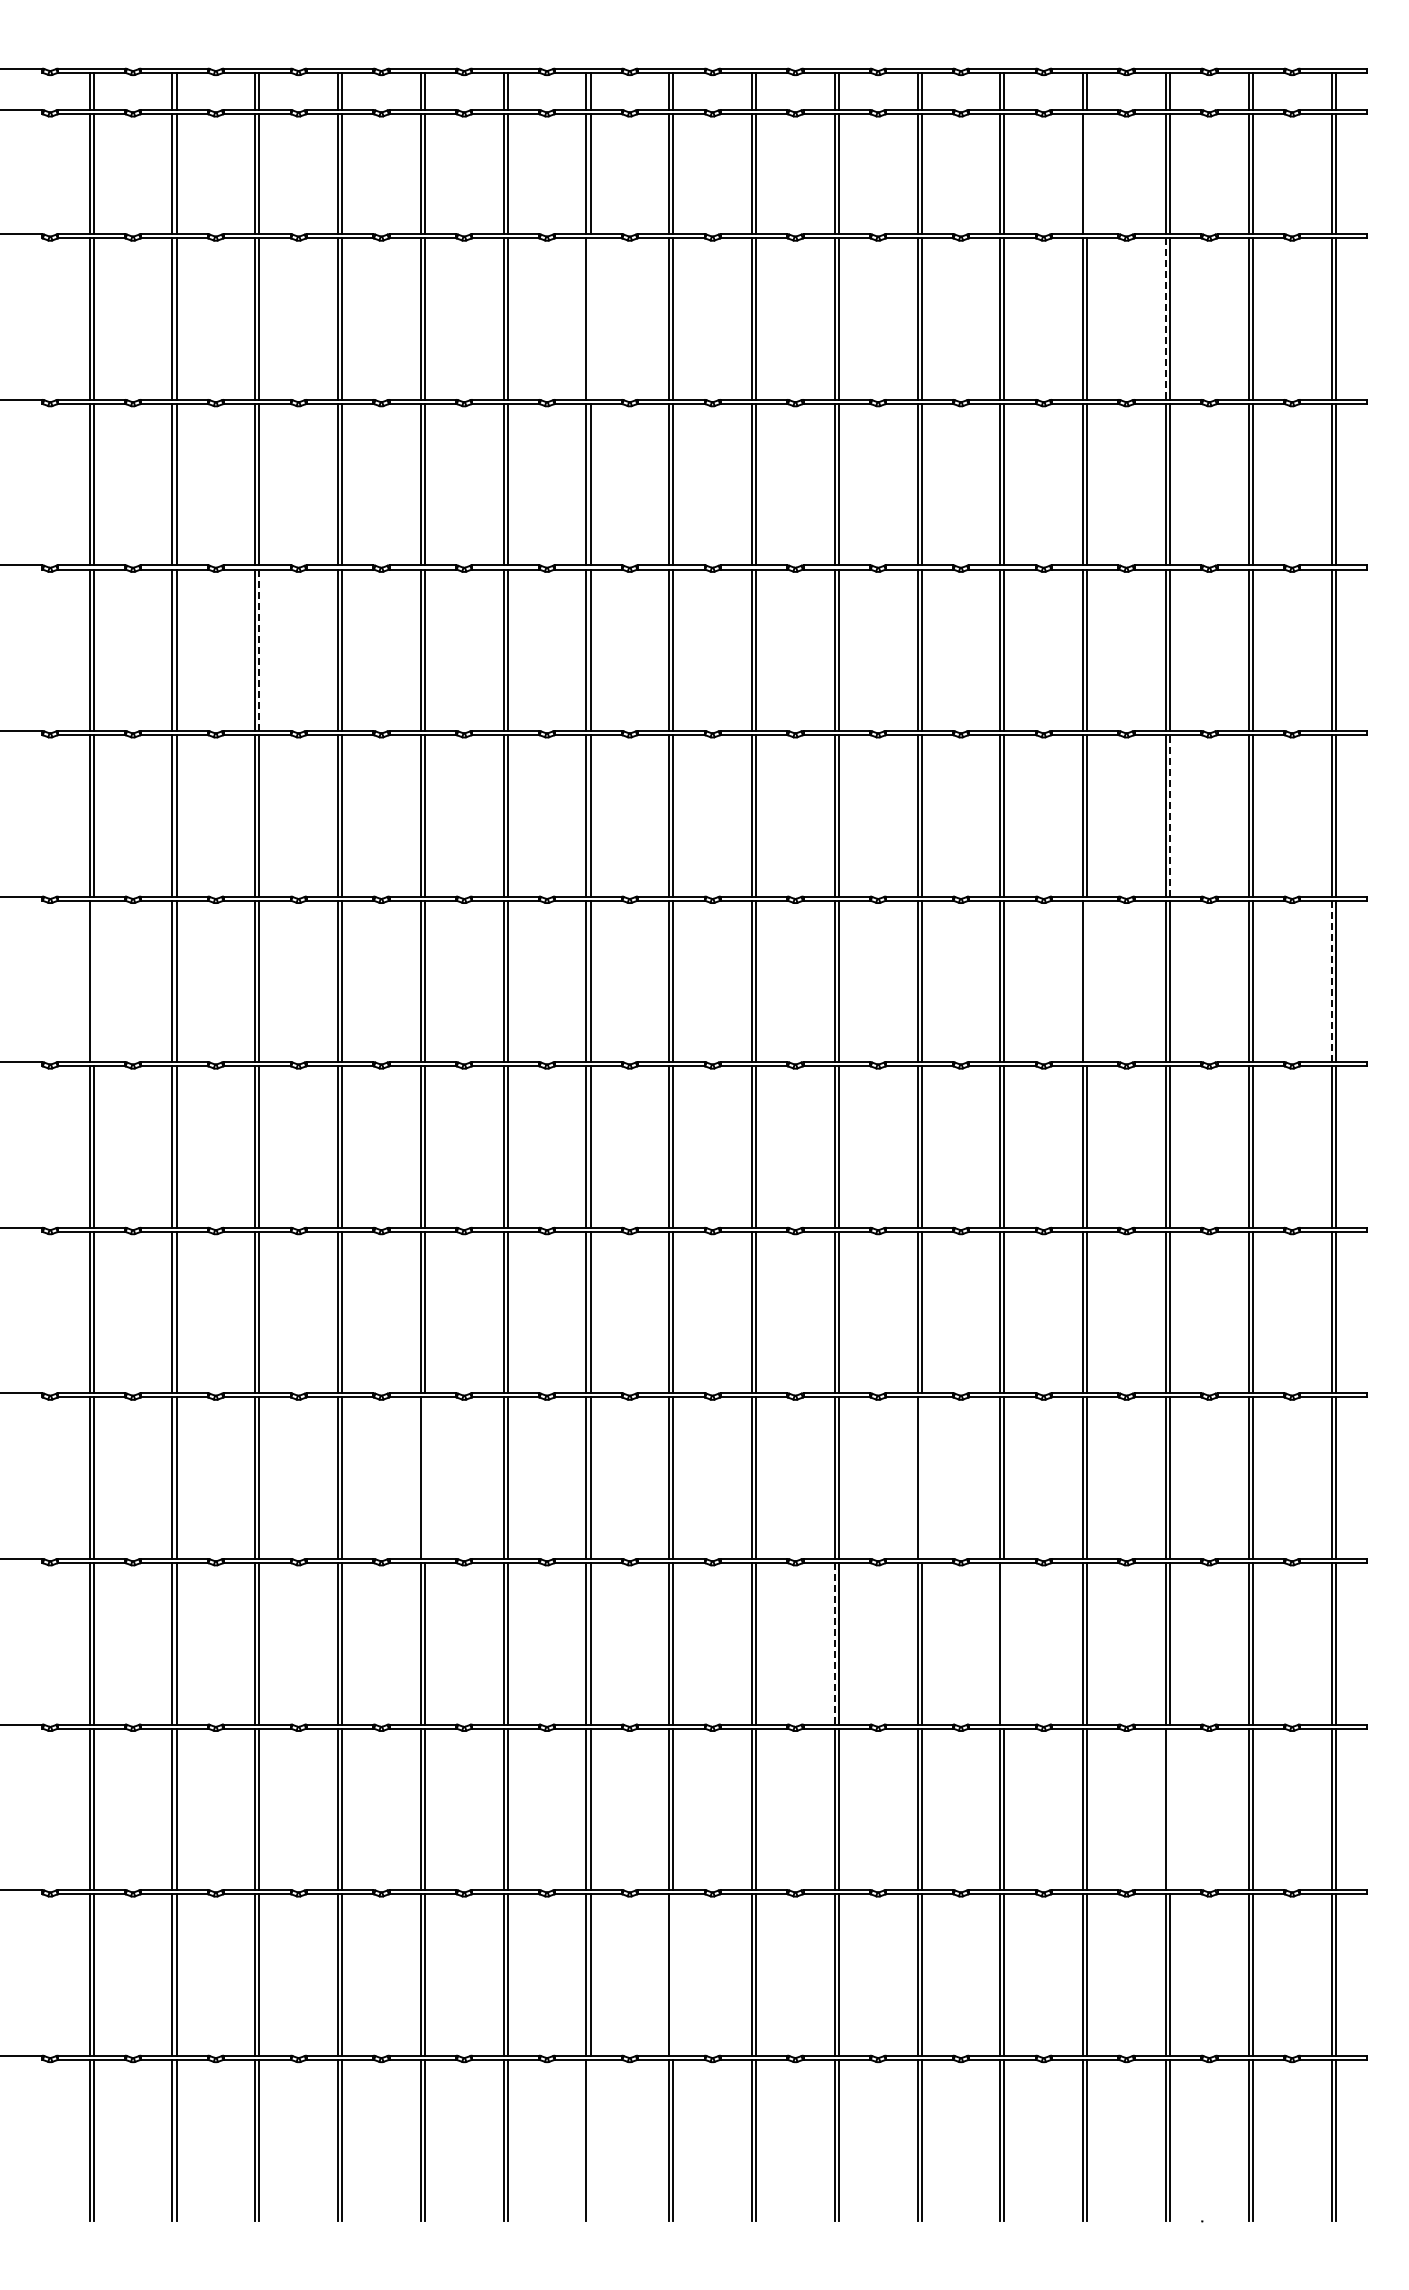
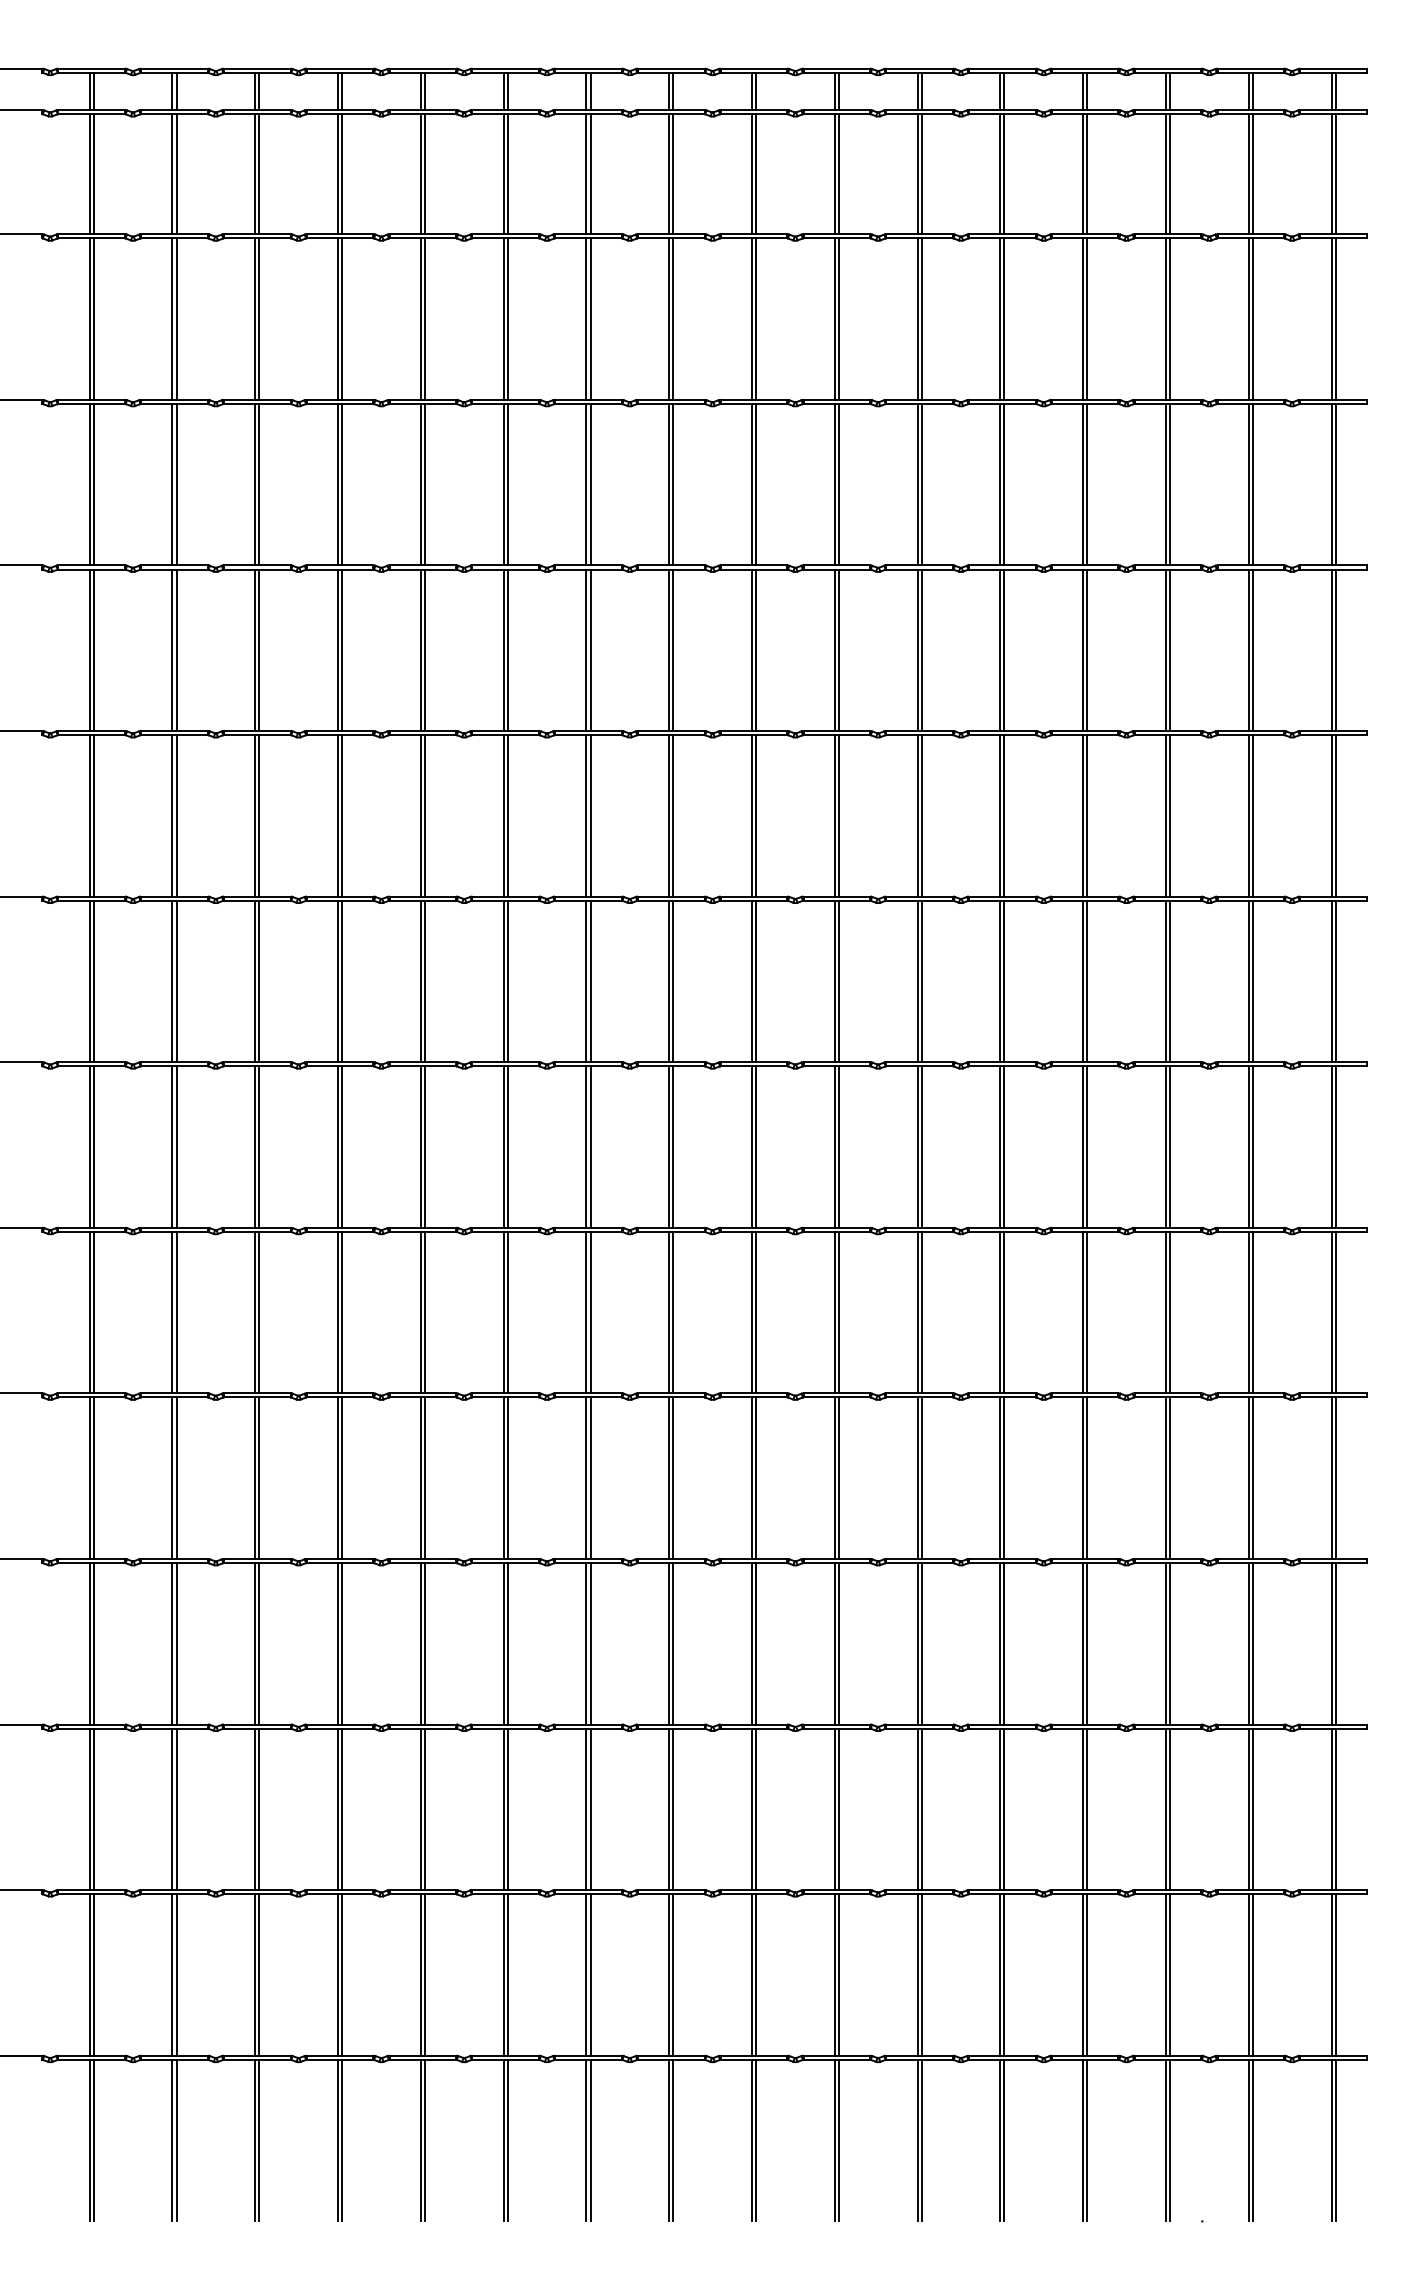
line: none -> present (1087, 174)
line: none -> present (590, 318)
line: dashed -> solid (1165, 319)
line: dashed -> solid (259, 650)
line: dashed -> solid (1170, 815)
line: none -> present (93, 981)
line: none -> present (1087, 981)
line: dashed -> solid (1331, 981)
line: none -> present (424, 1477)
line: none -> present (921, 1477)
line: dashed -> solid (834, 1643)
line: none -> present (1004, 1643)
line: none -> present (1170, 1809)
line: none -> present (673, 1974)
line: none -> present (590, 2140)
